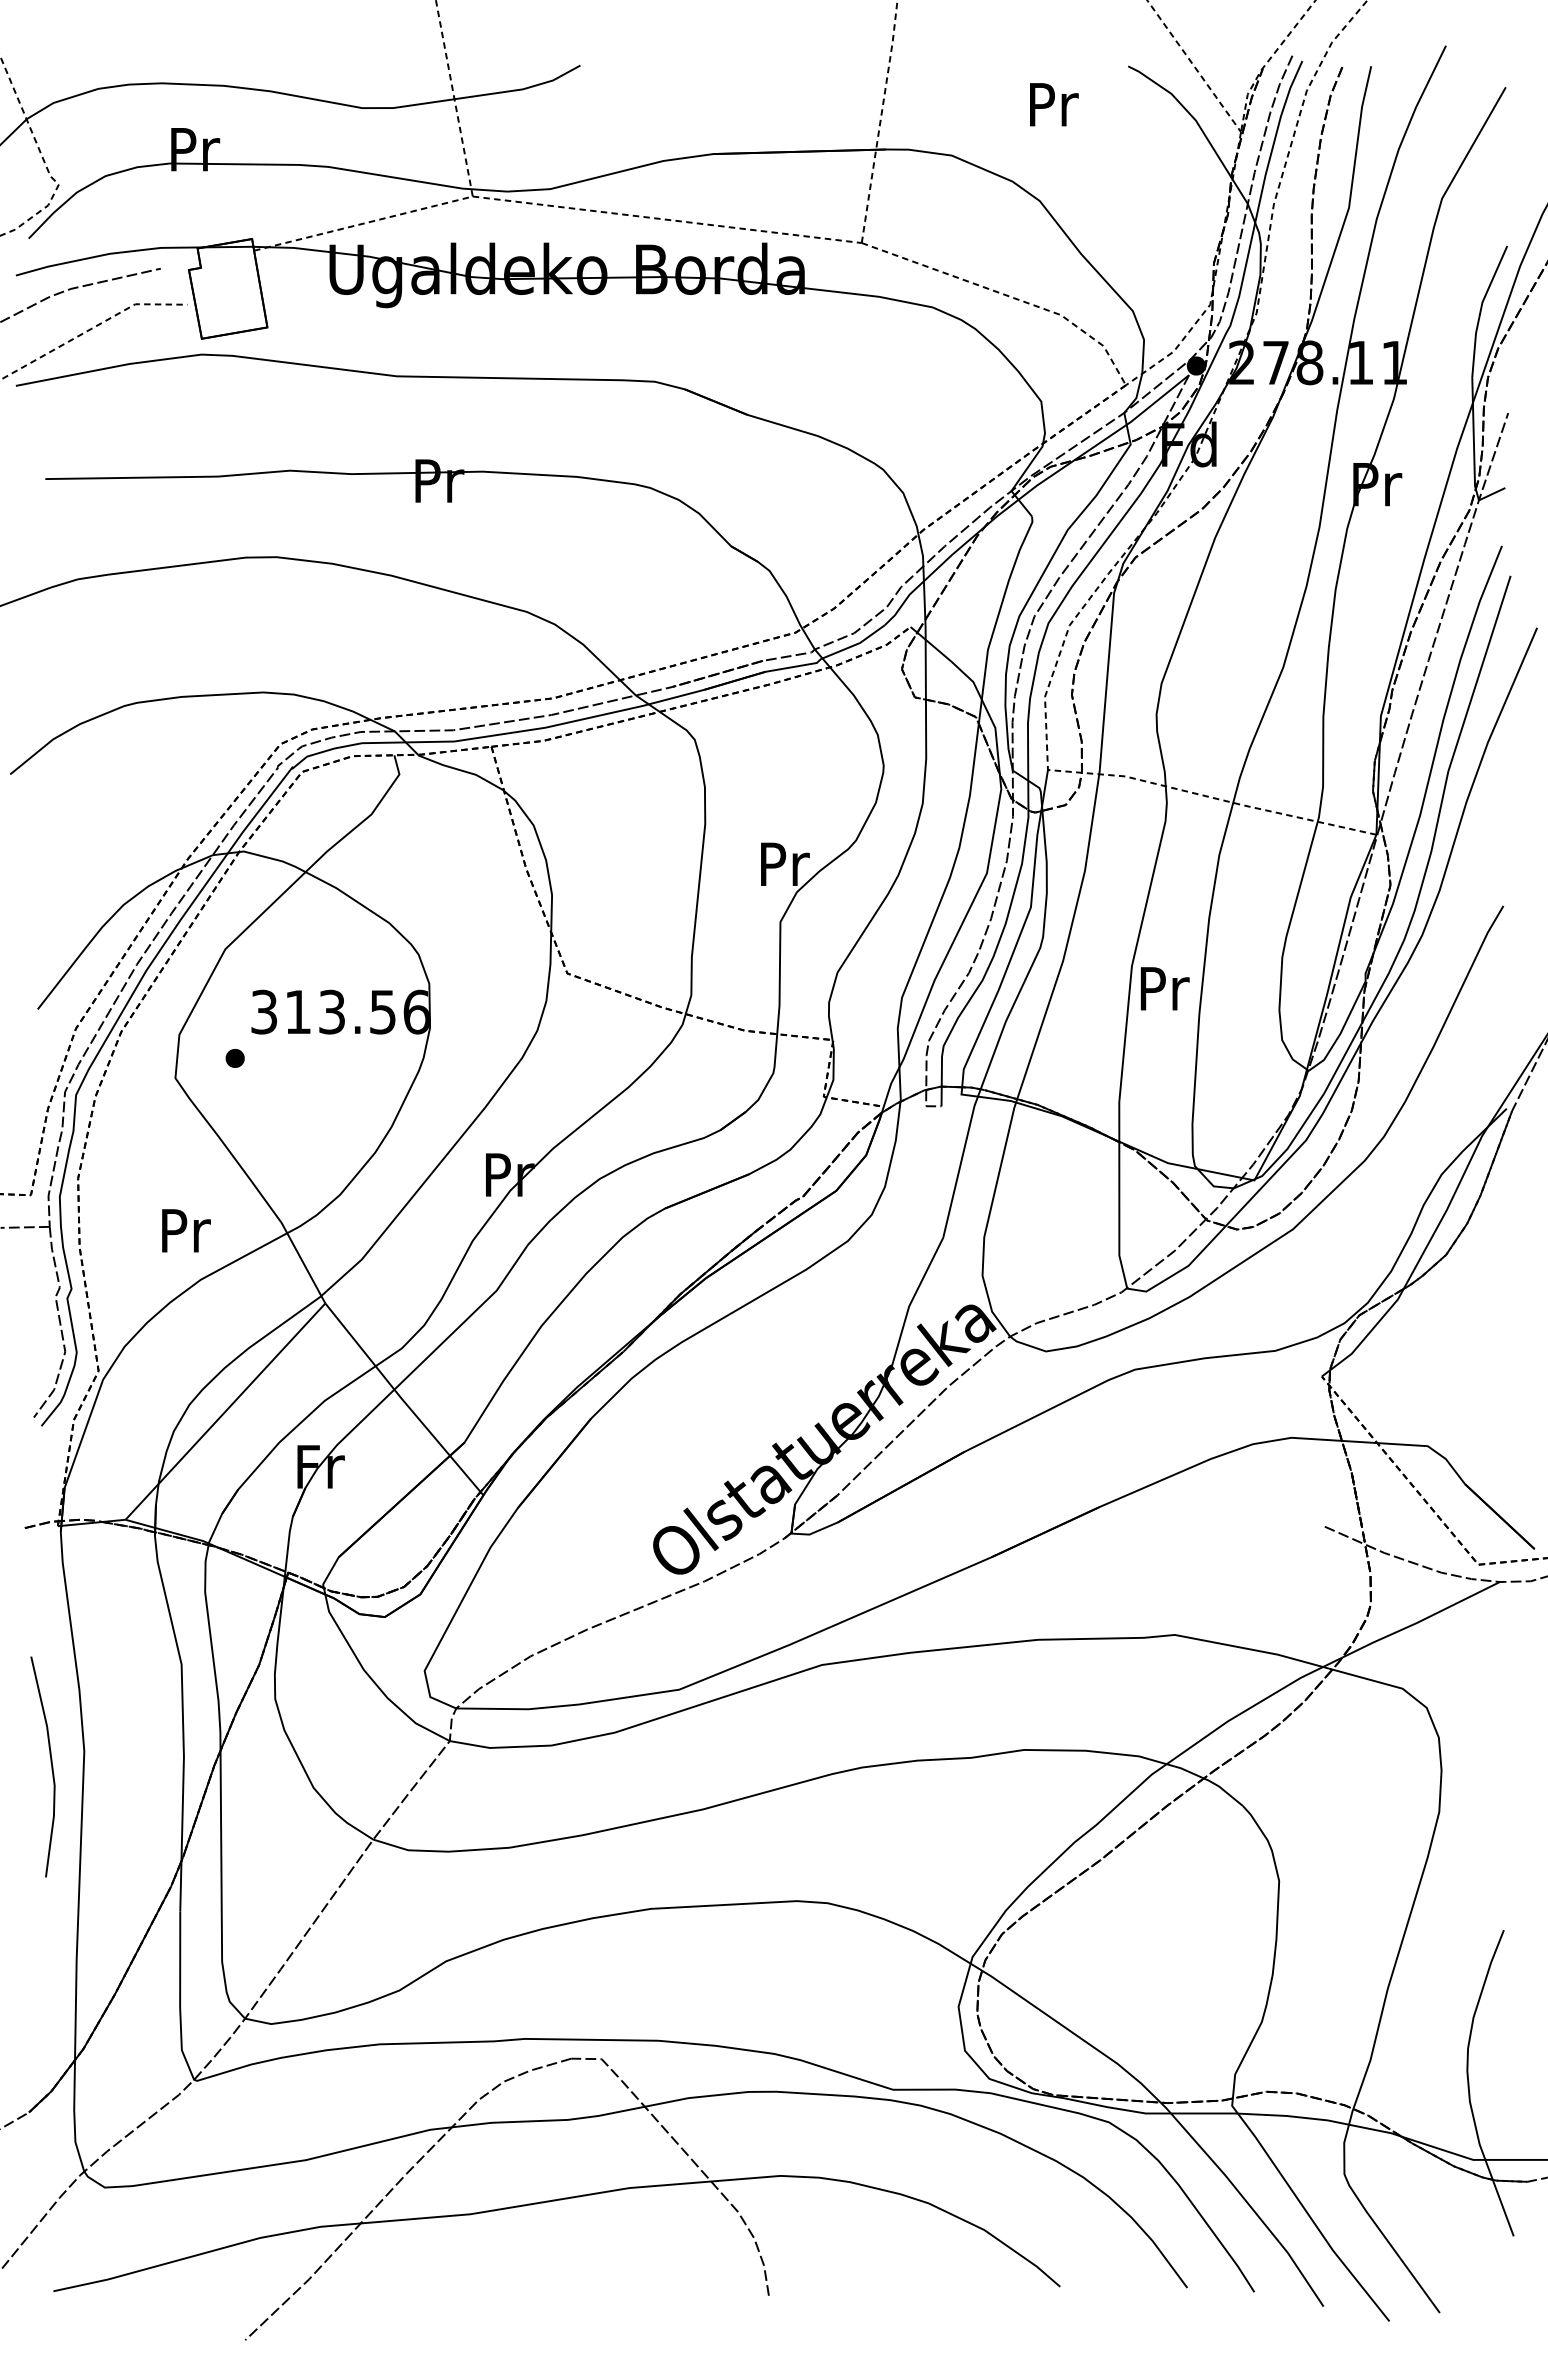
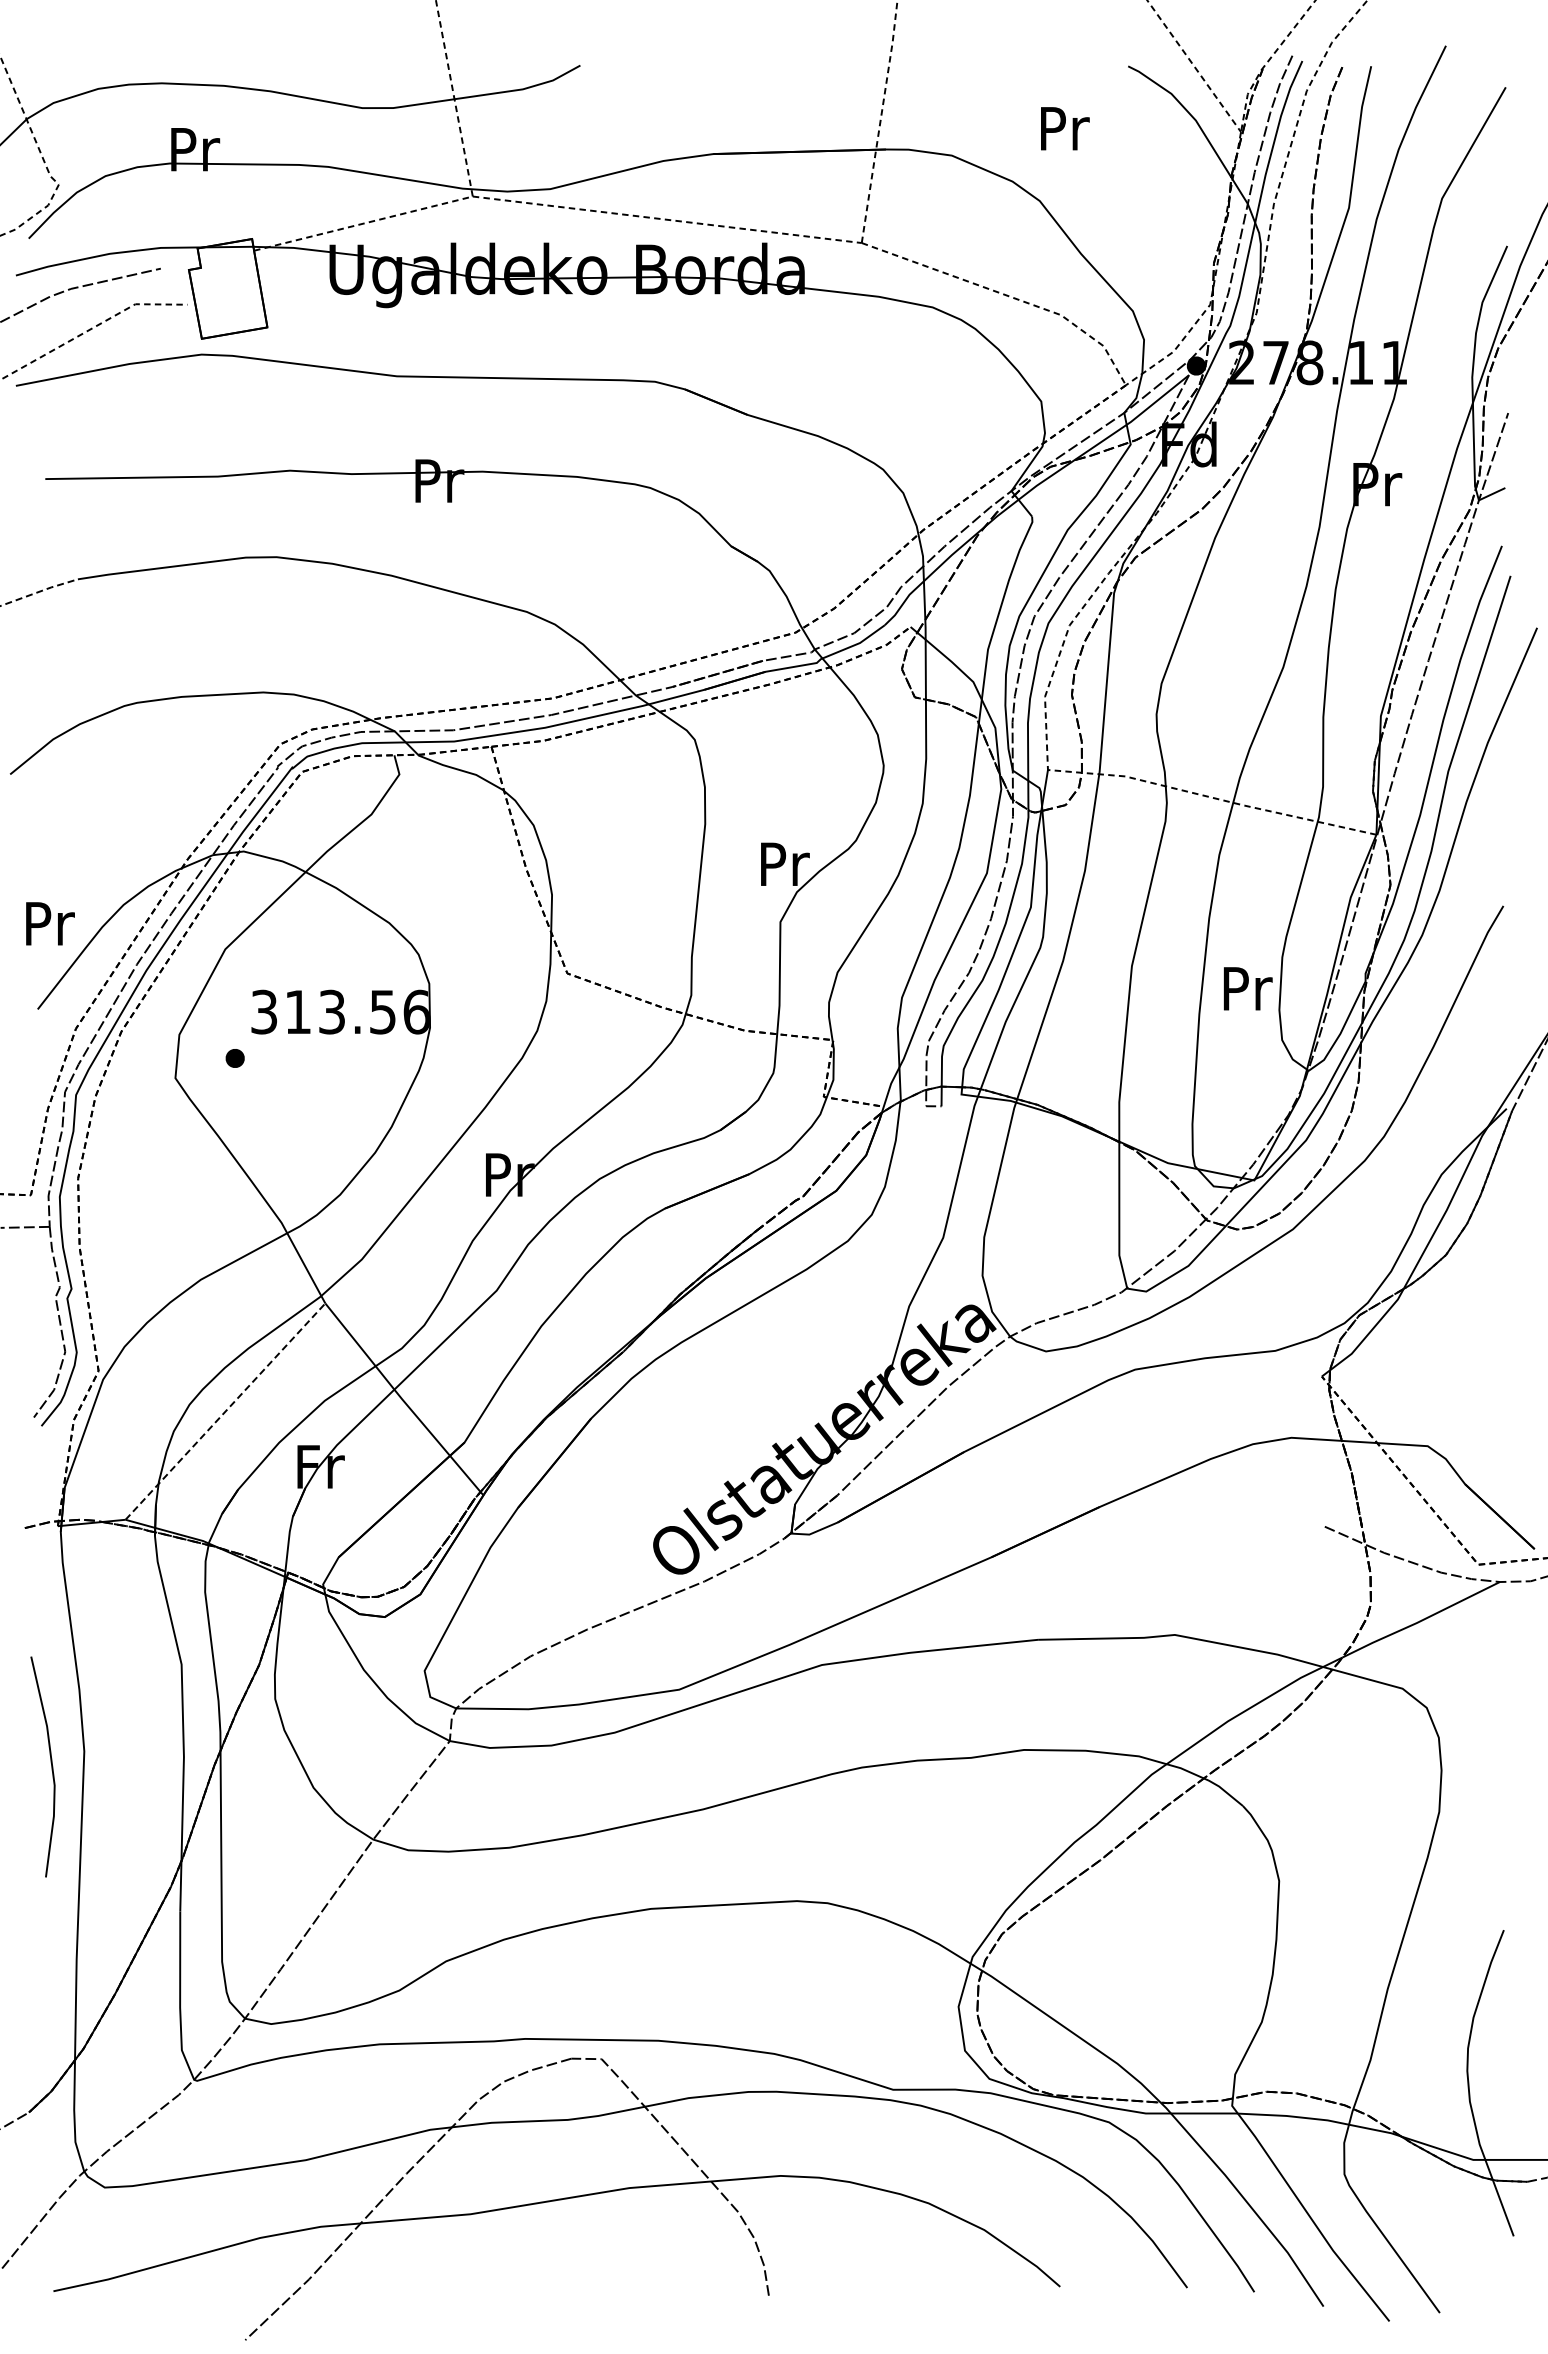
text position: (1054, 104) -> (1065, 128) (1065, 128)
line: solid -> dashed (39, 591)
text position: (1165, 988) -> (1248, 988) (1248, 988)
text position: (186, 1230) -> (50, 923) (50, 923)
line: solid -> dashed (225, 1412)
